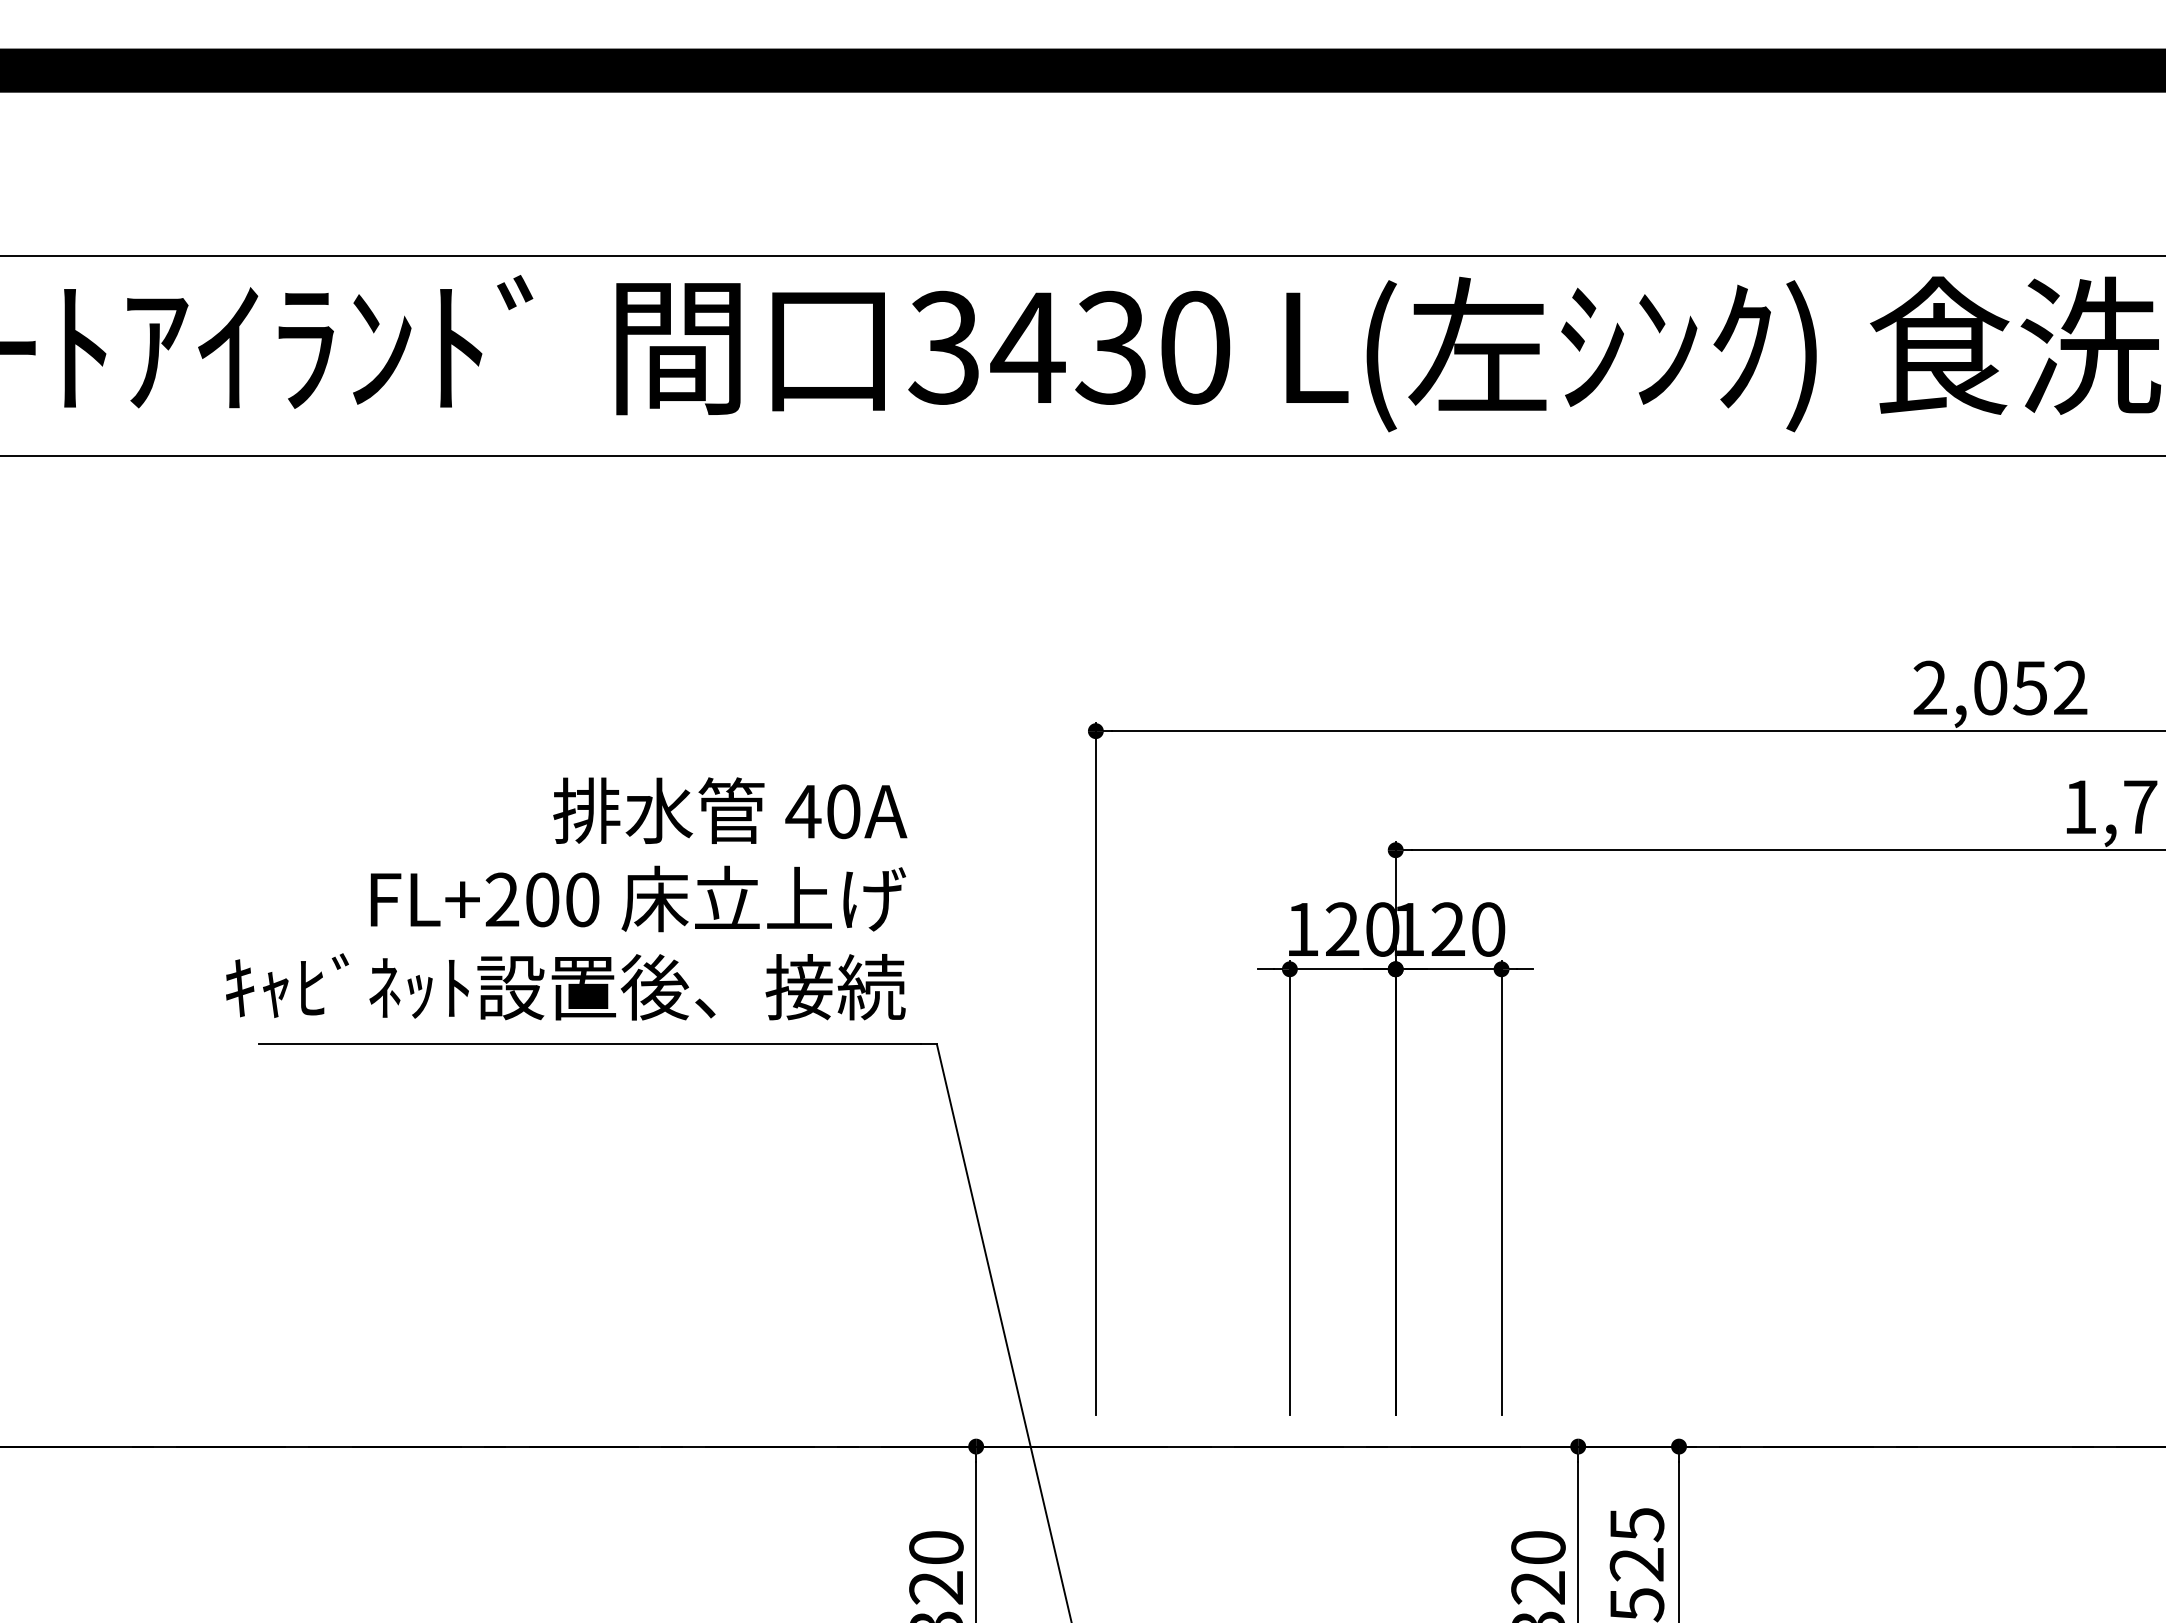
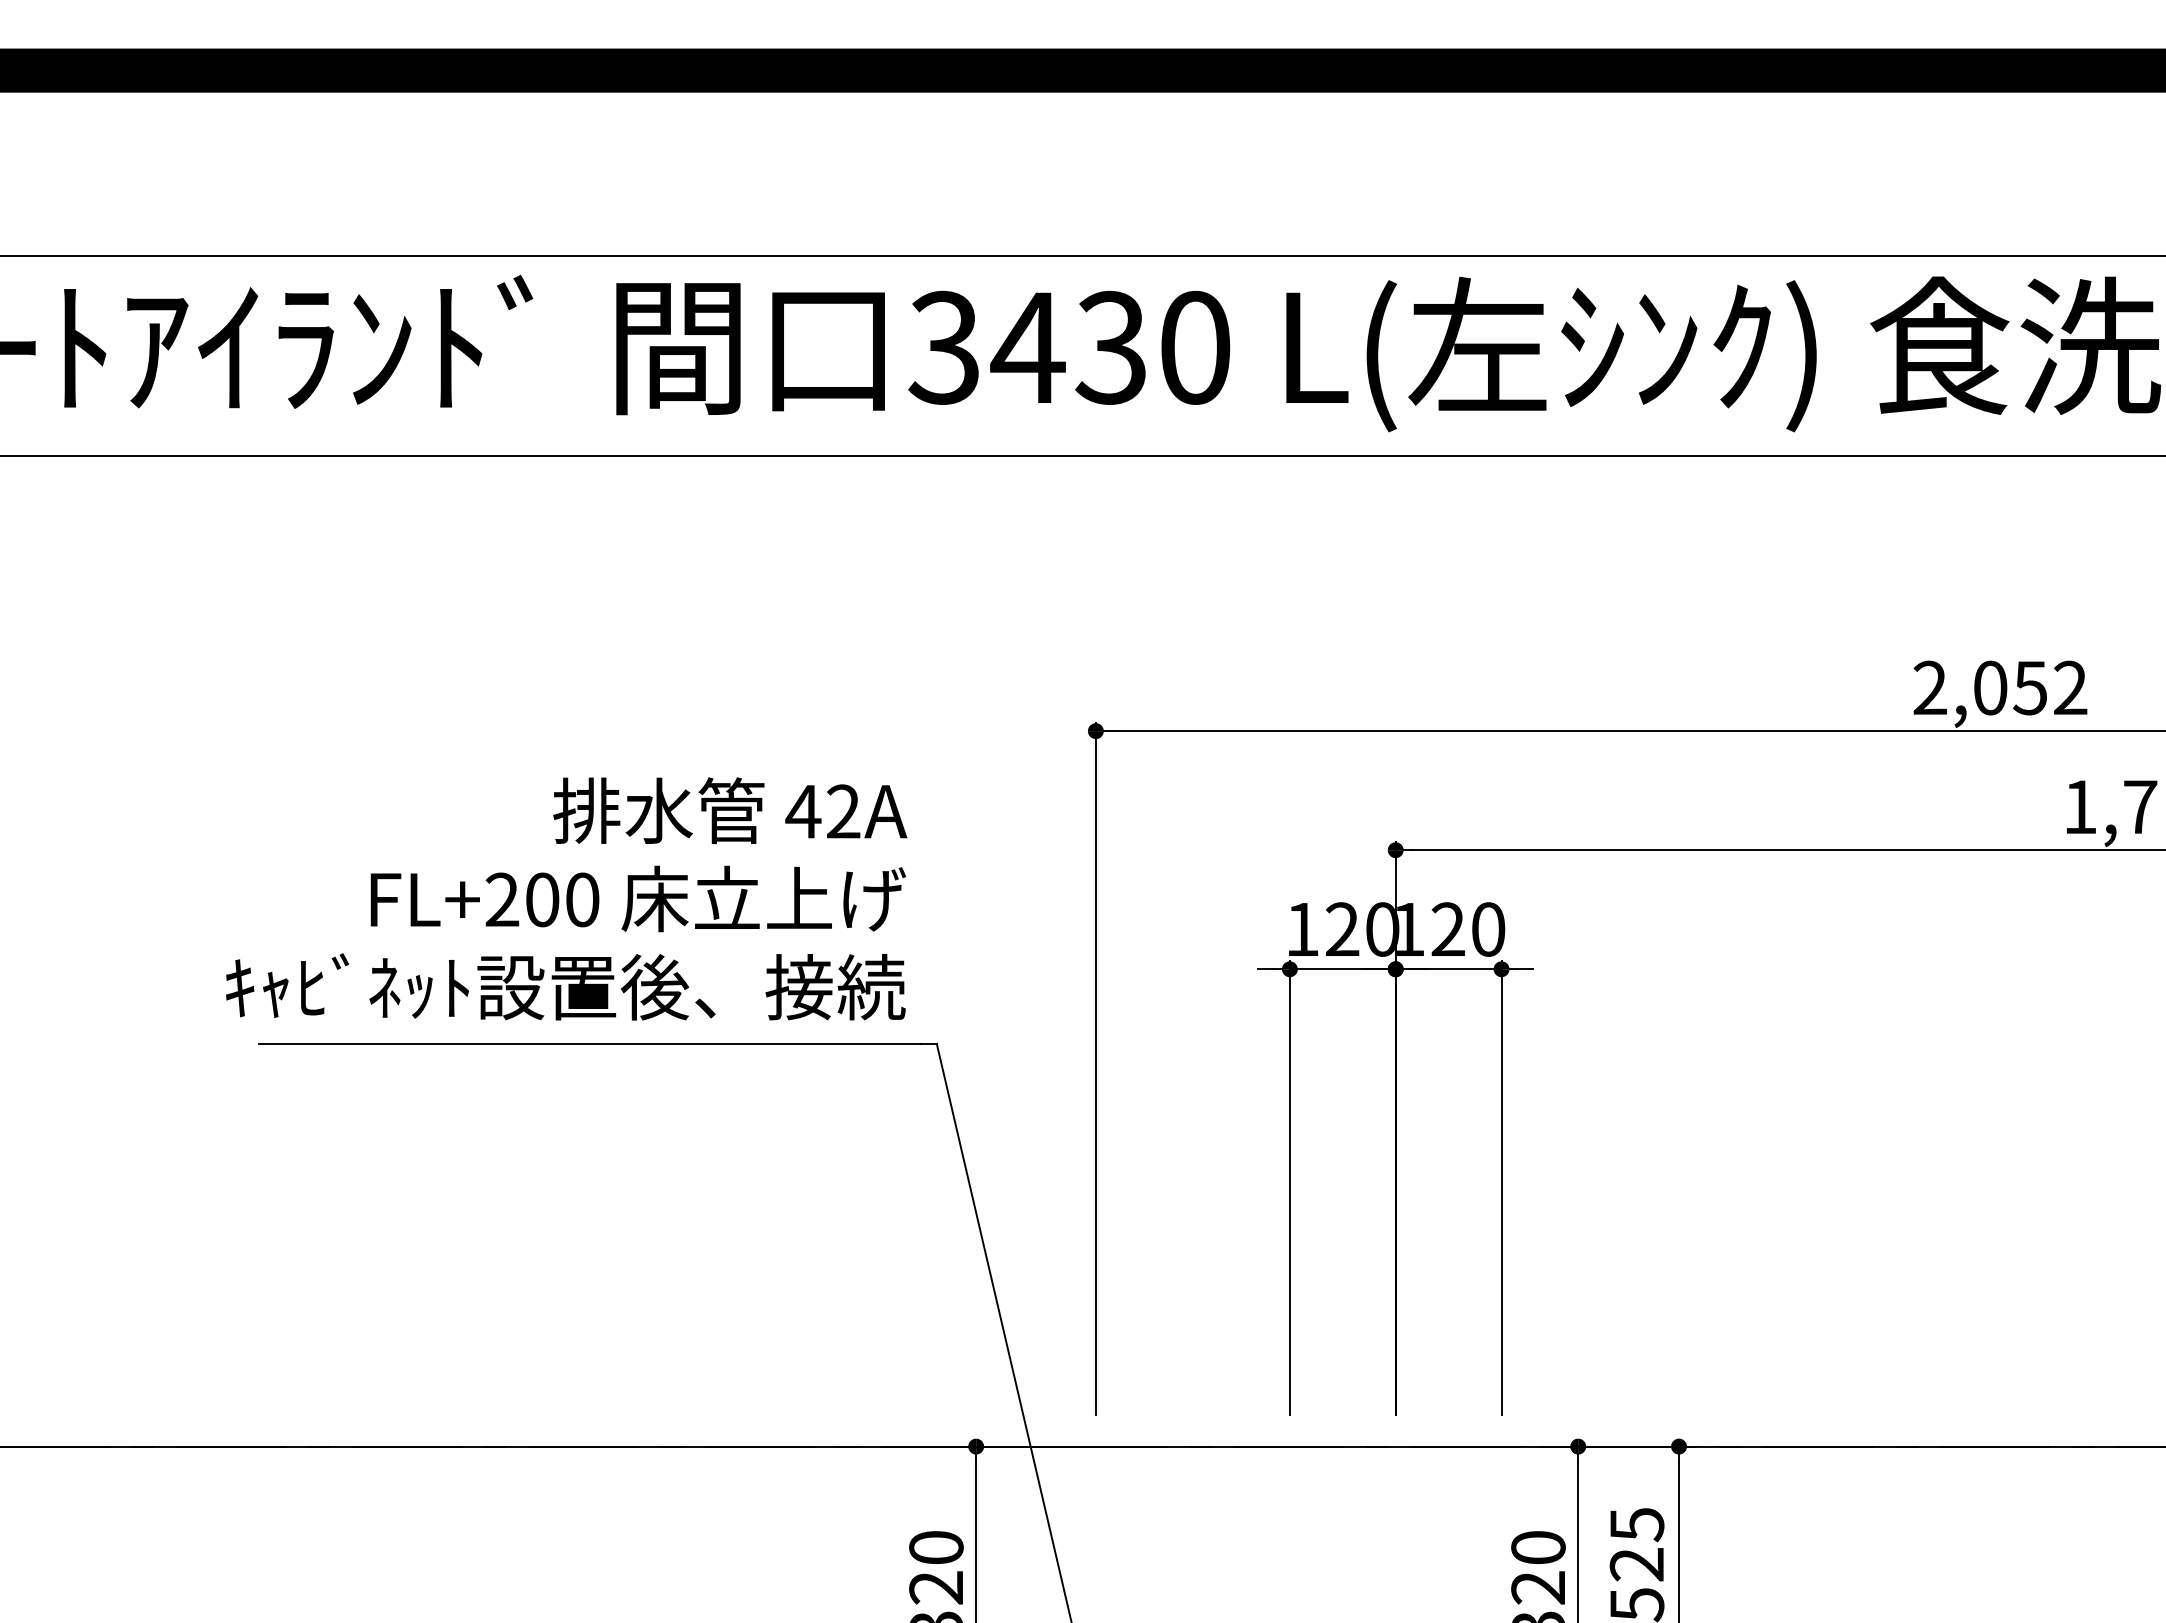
text: 40A -> 42A (843, 811)
